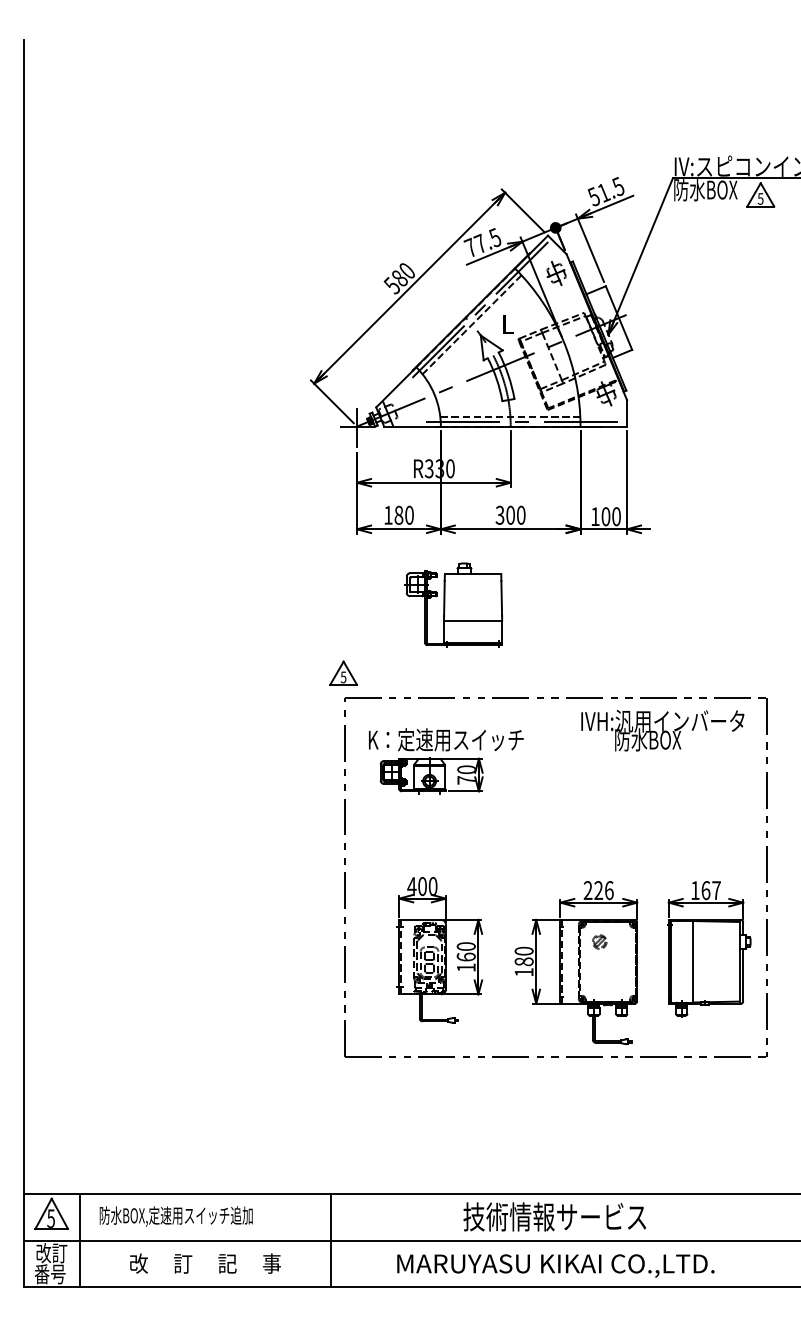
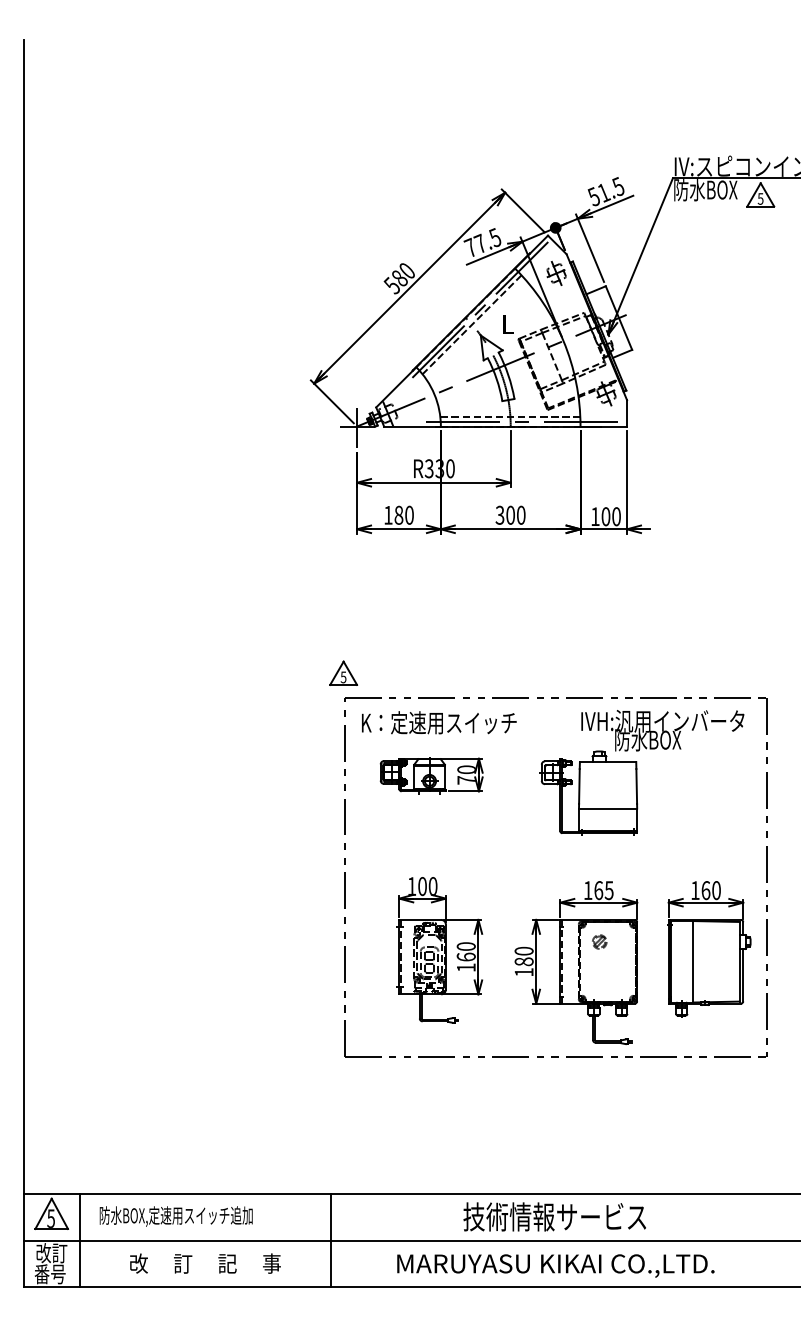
part position: (453, 604) -> (588, 792) (588, 792)
text position: (446, 739) -> (439, 722) (439, 722)
text: 400 -> 100 (411, 886)
text: 226 -> 165 (598, 890)
text: 167 -> 160 (716, 890)
